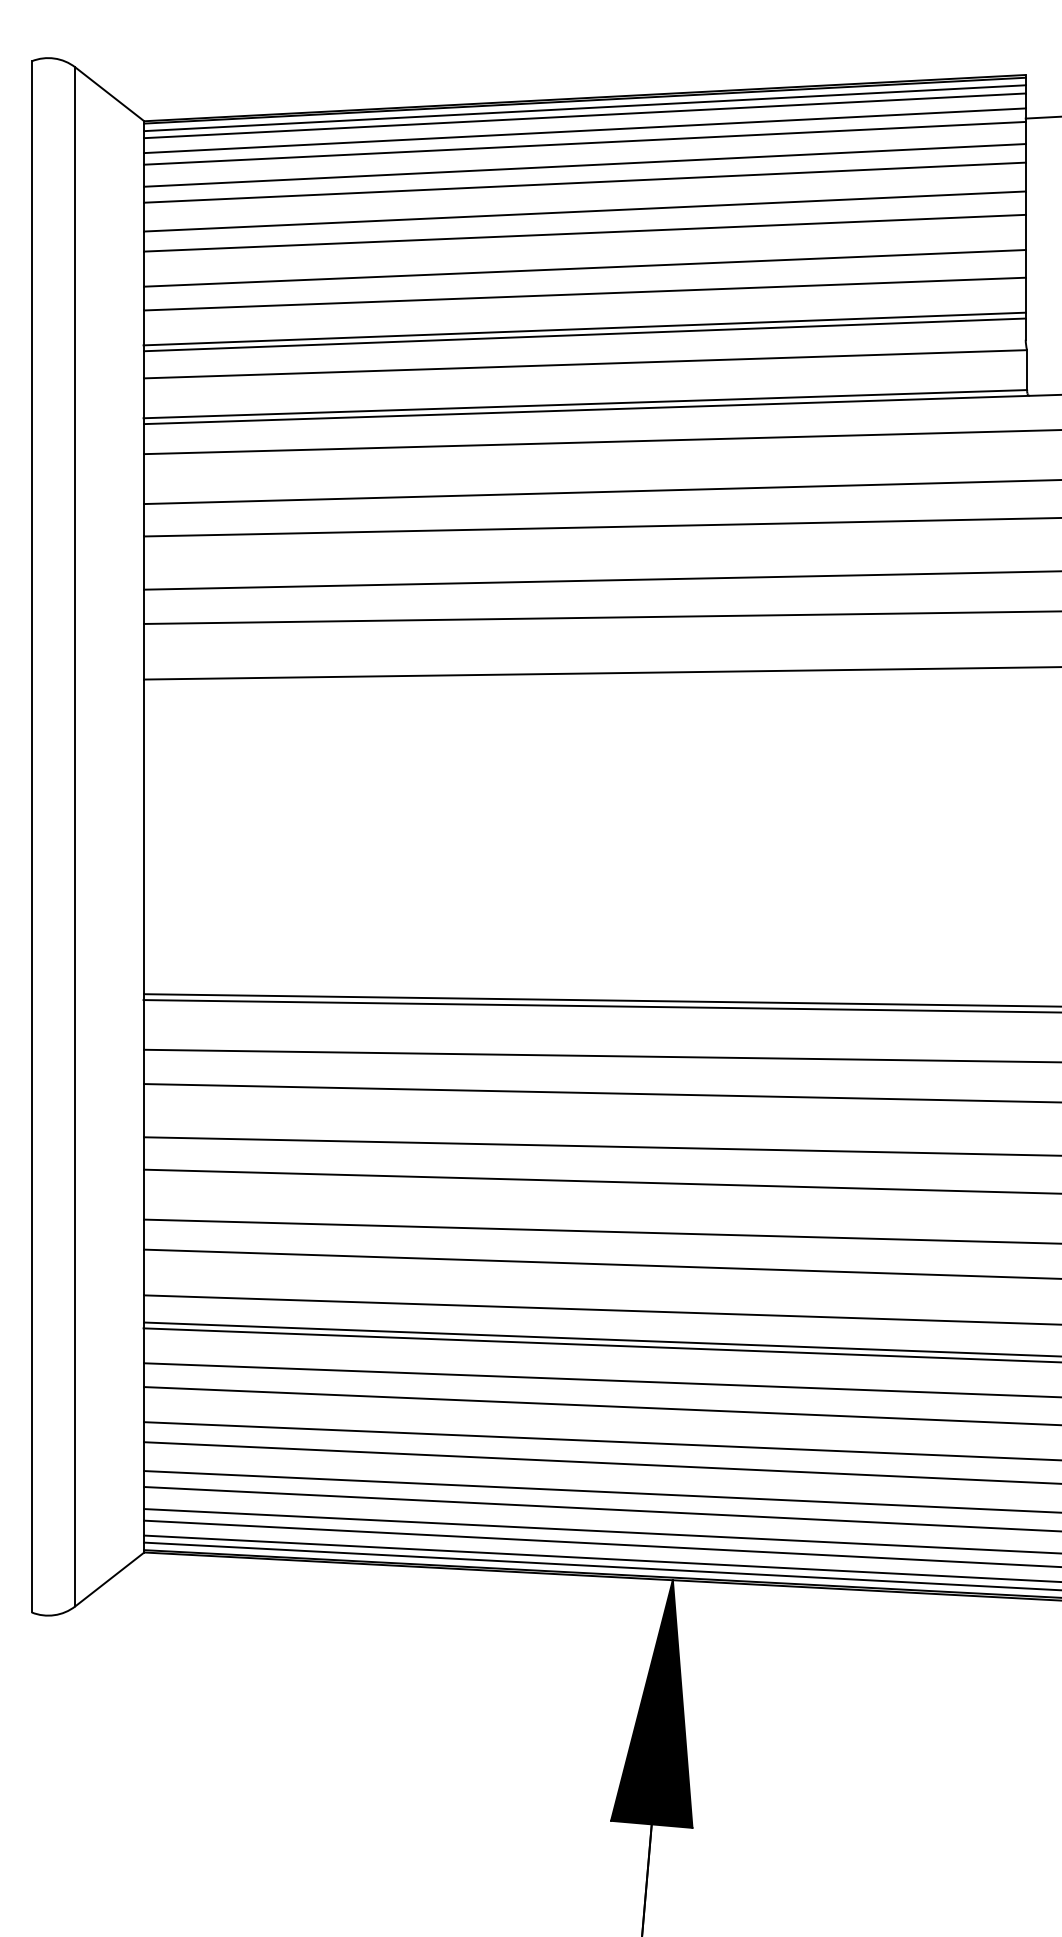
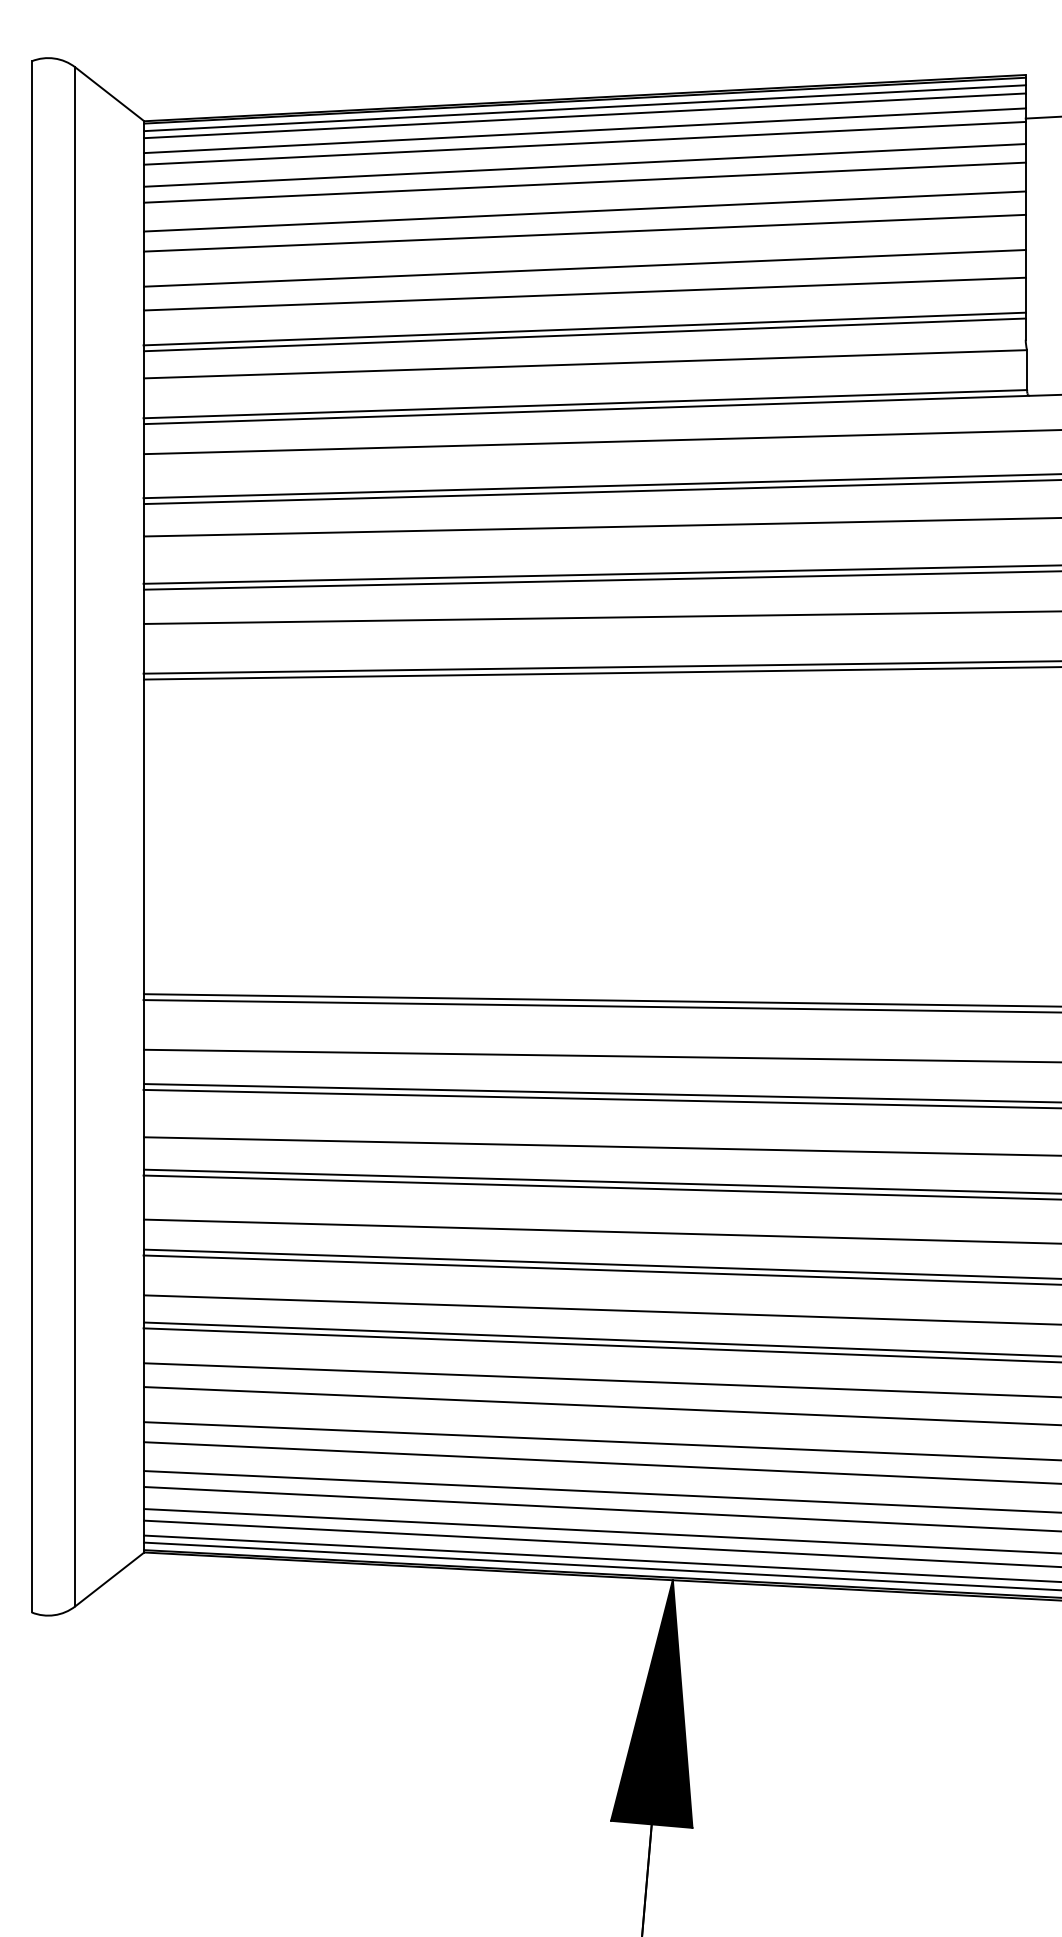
line: none -> present (600, 486)
line: none -> present (600, 574)
line: none -> present (600, 667)
line: none -> present (600, 1098)
line: none -> present (600, 1187)
line: none -> present (600, 1269)
